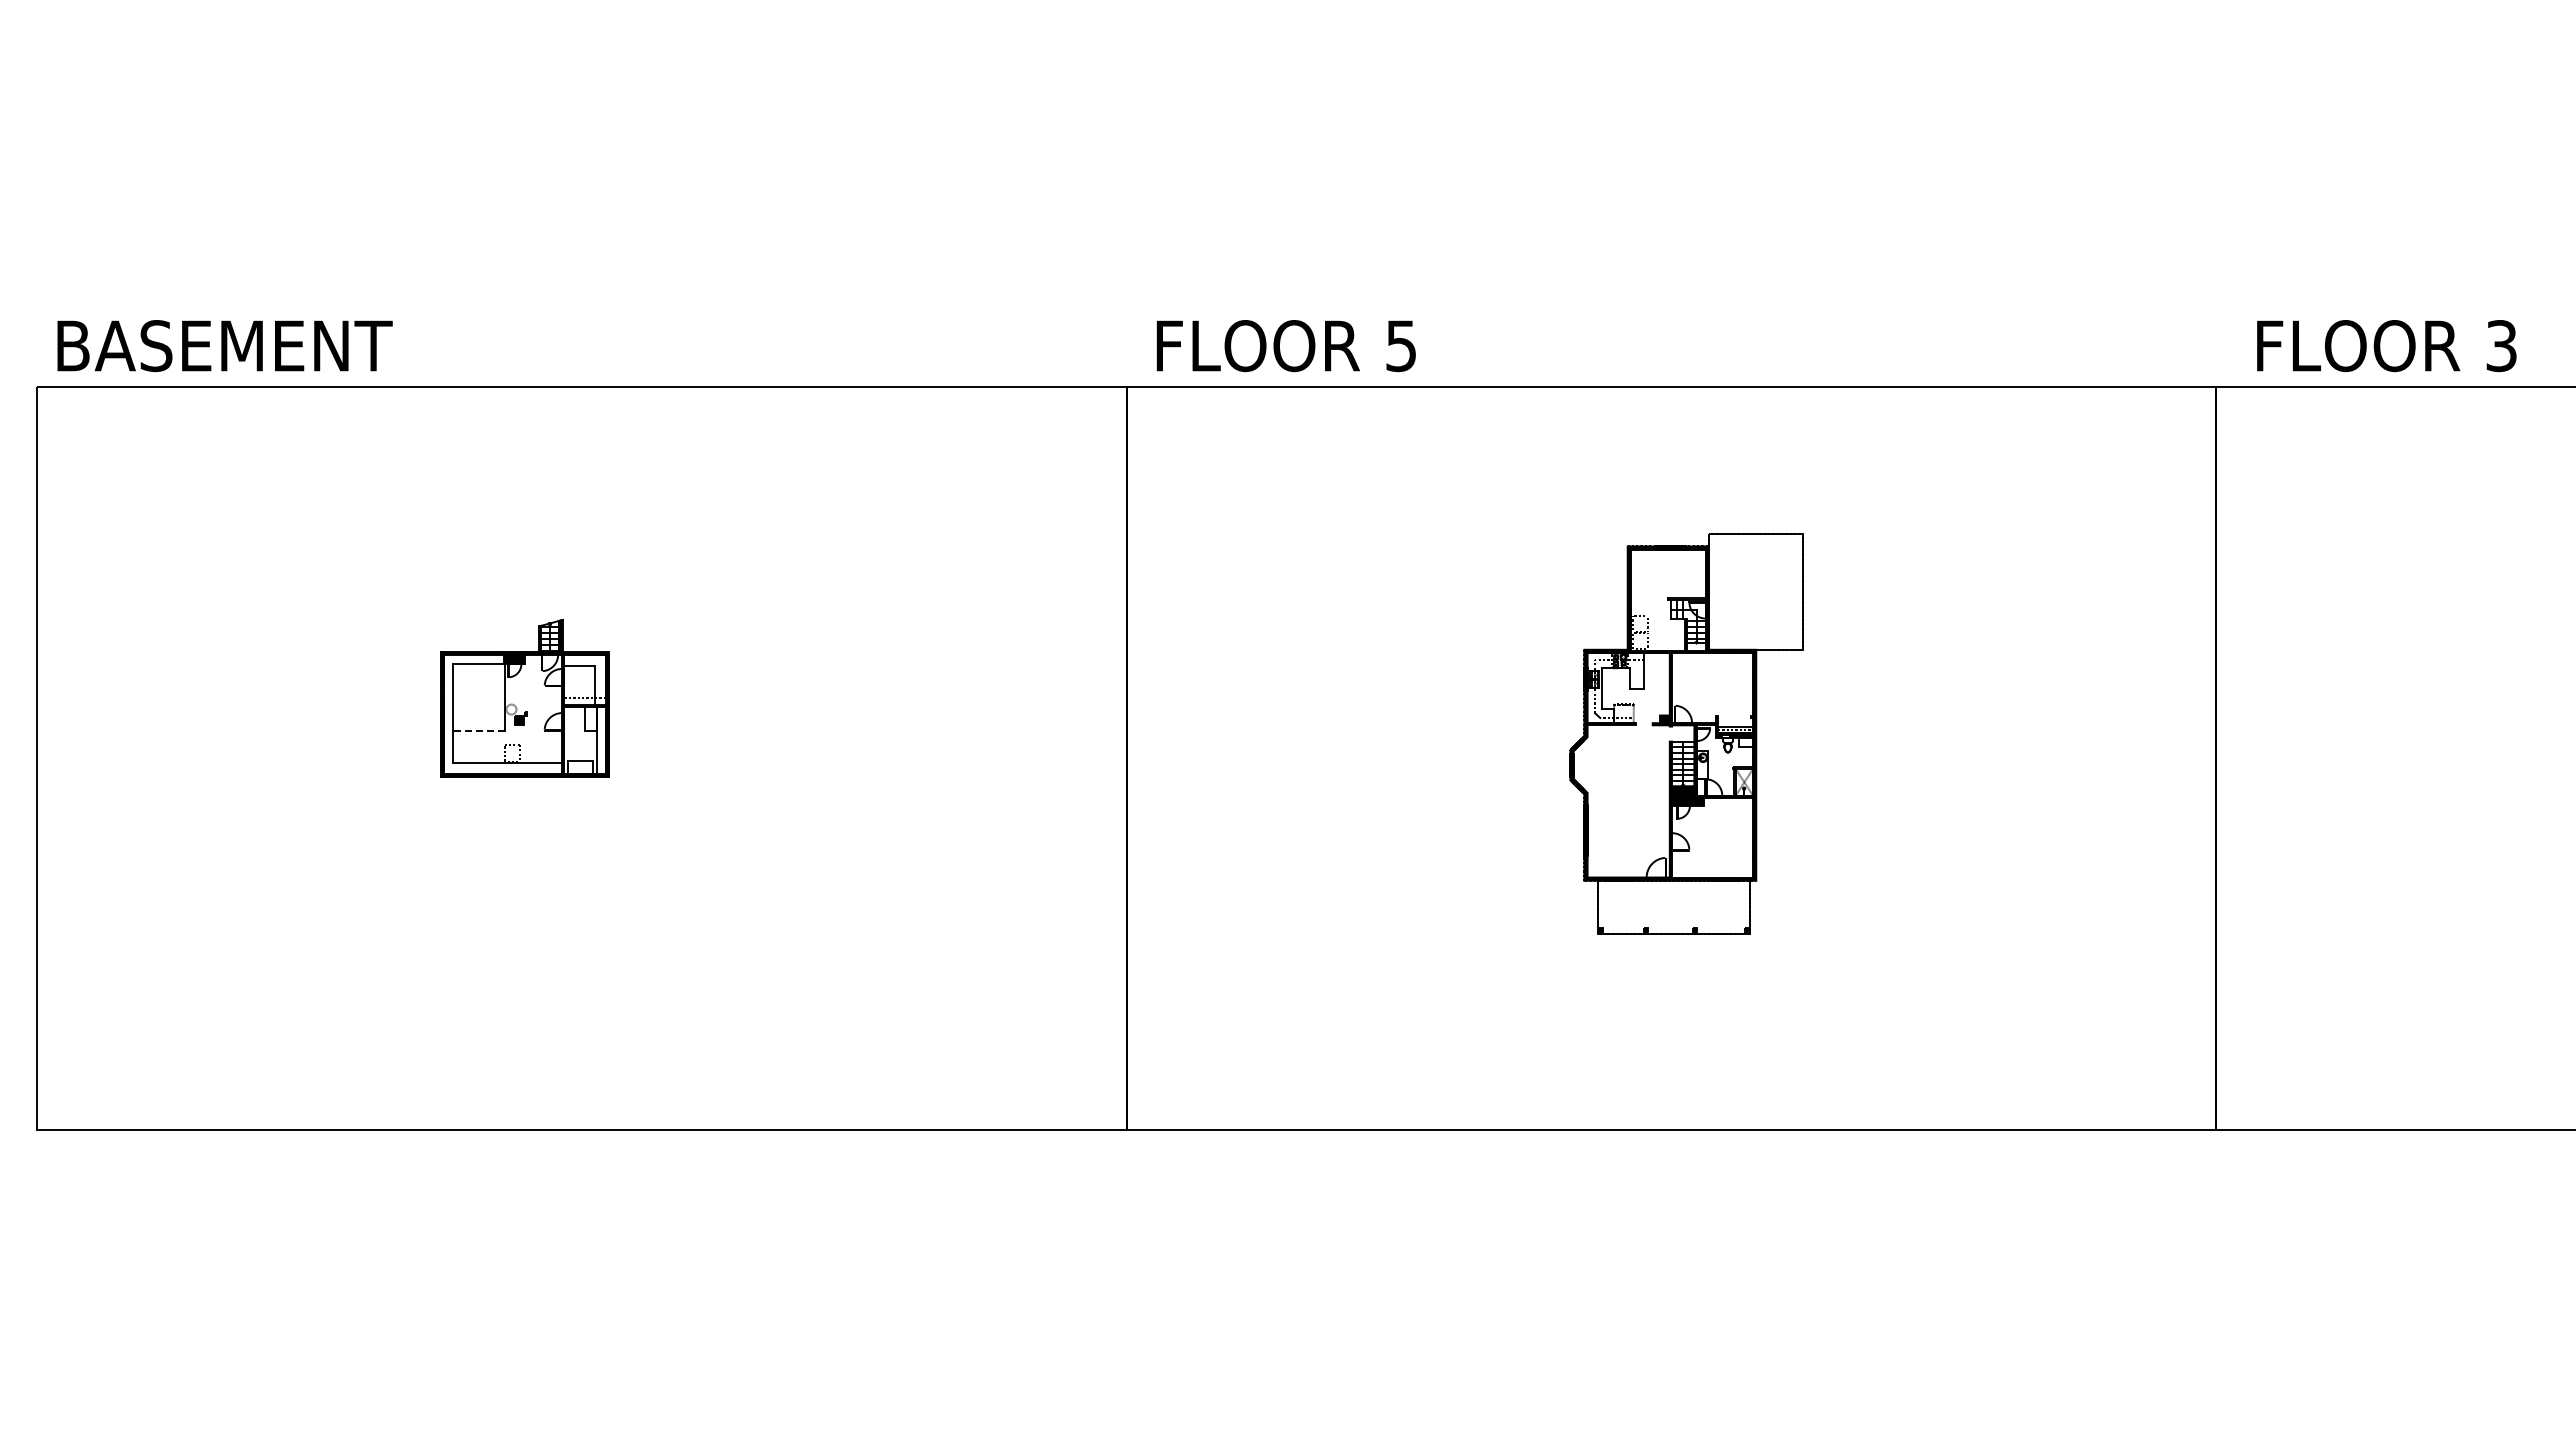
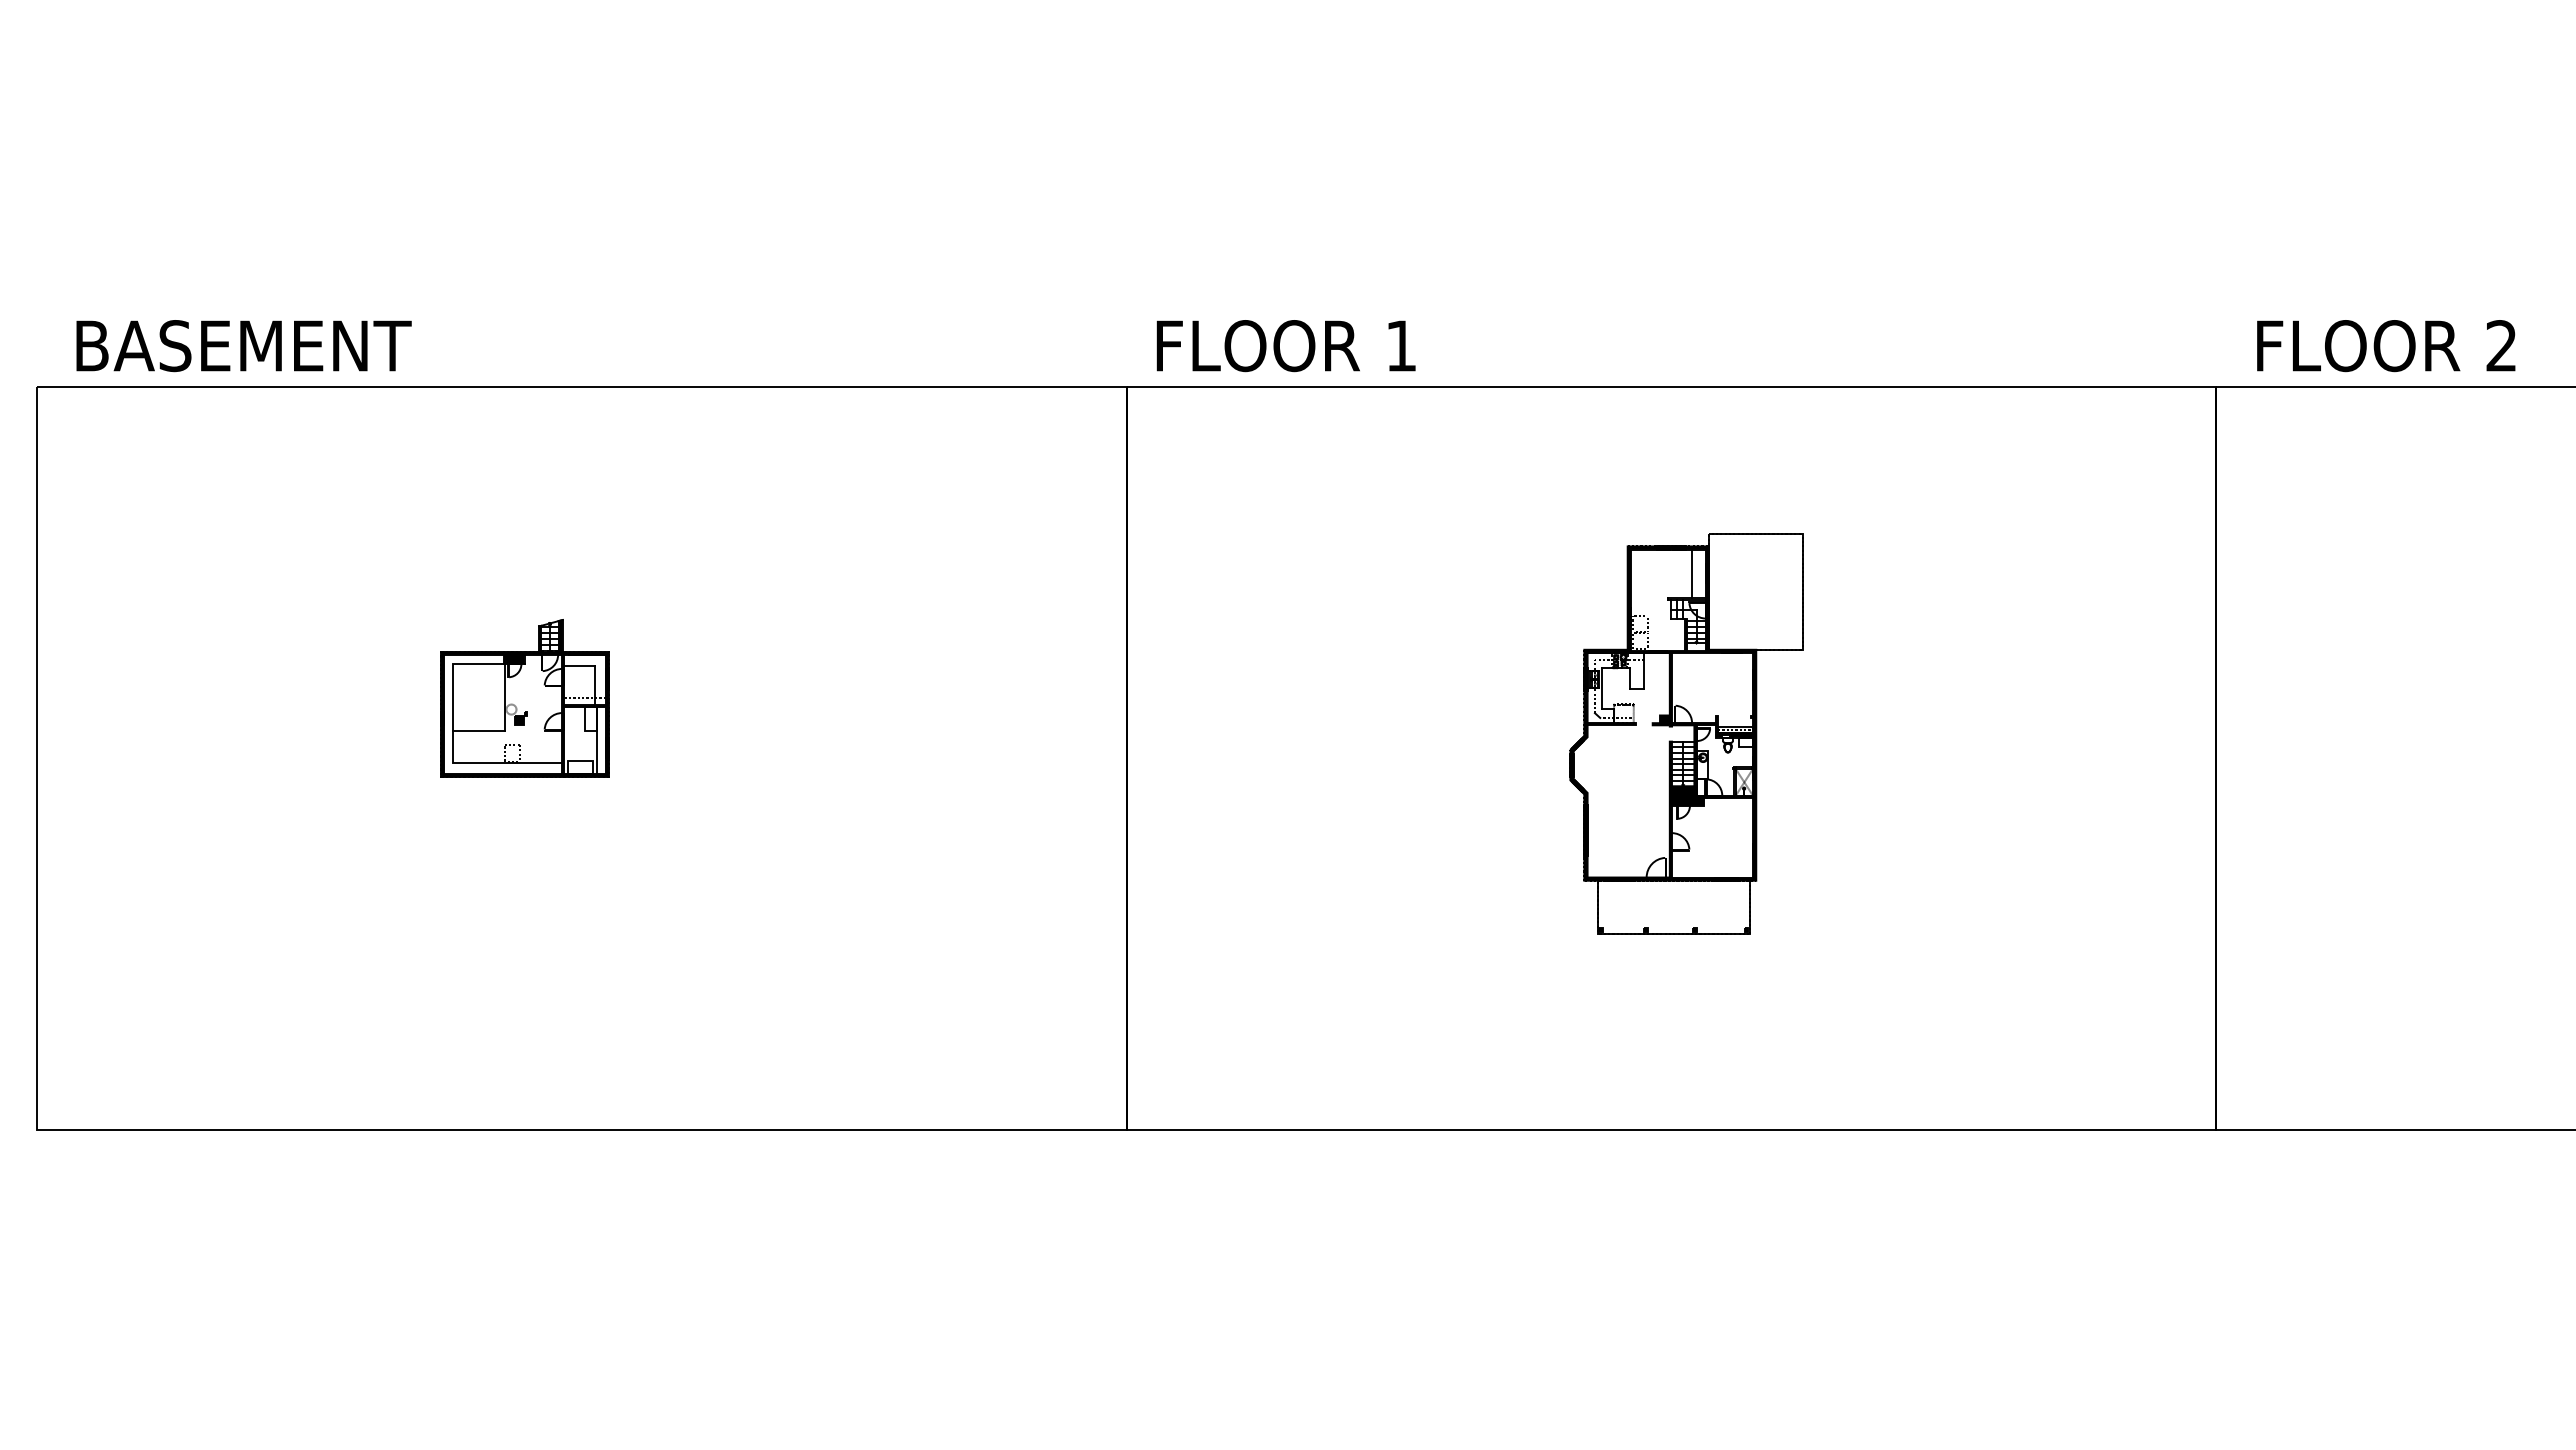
text position: (224, 346) -> (243, 346) (243, 346)
text: 5 -> 1 (1400, 346)
text: 3 -> 2 (2501, 346)
line: none -> present (1692, 573)
line: dashed -> solid (478, 731)
